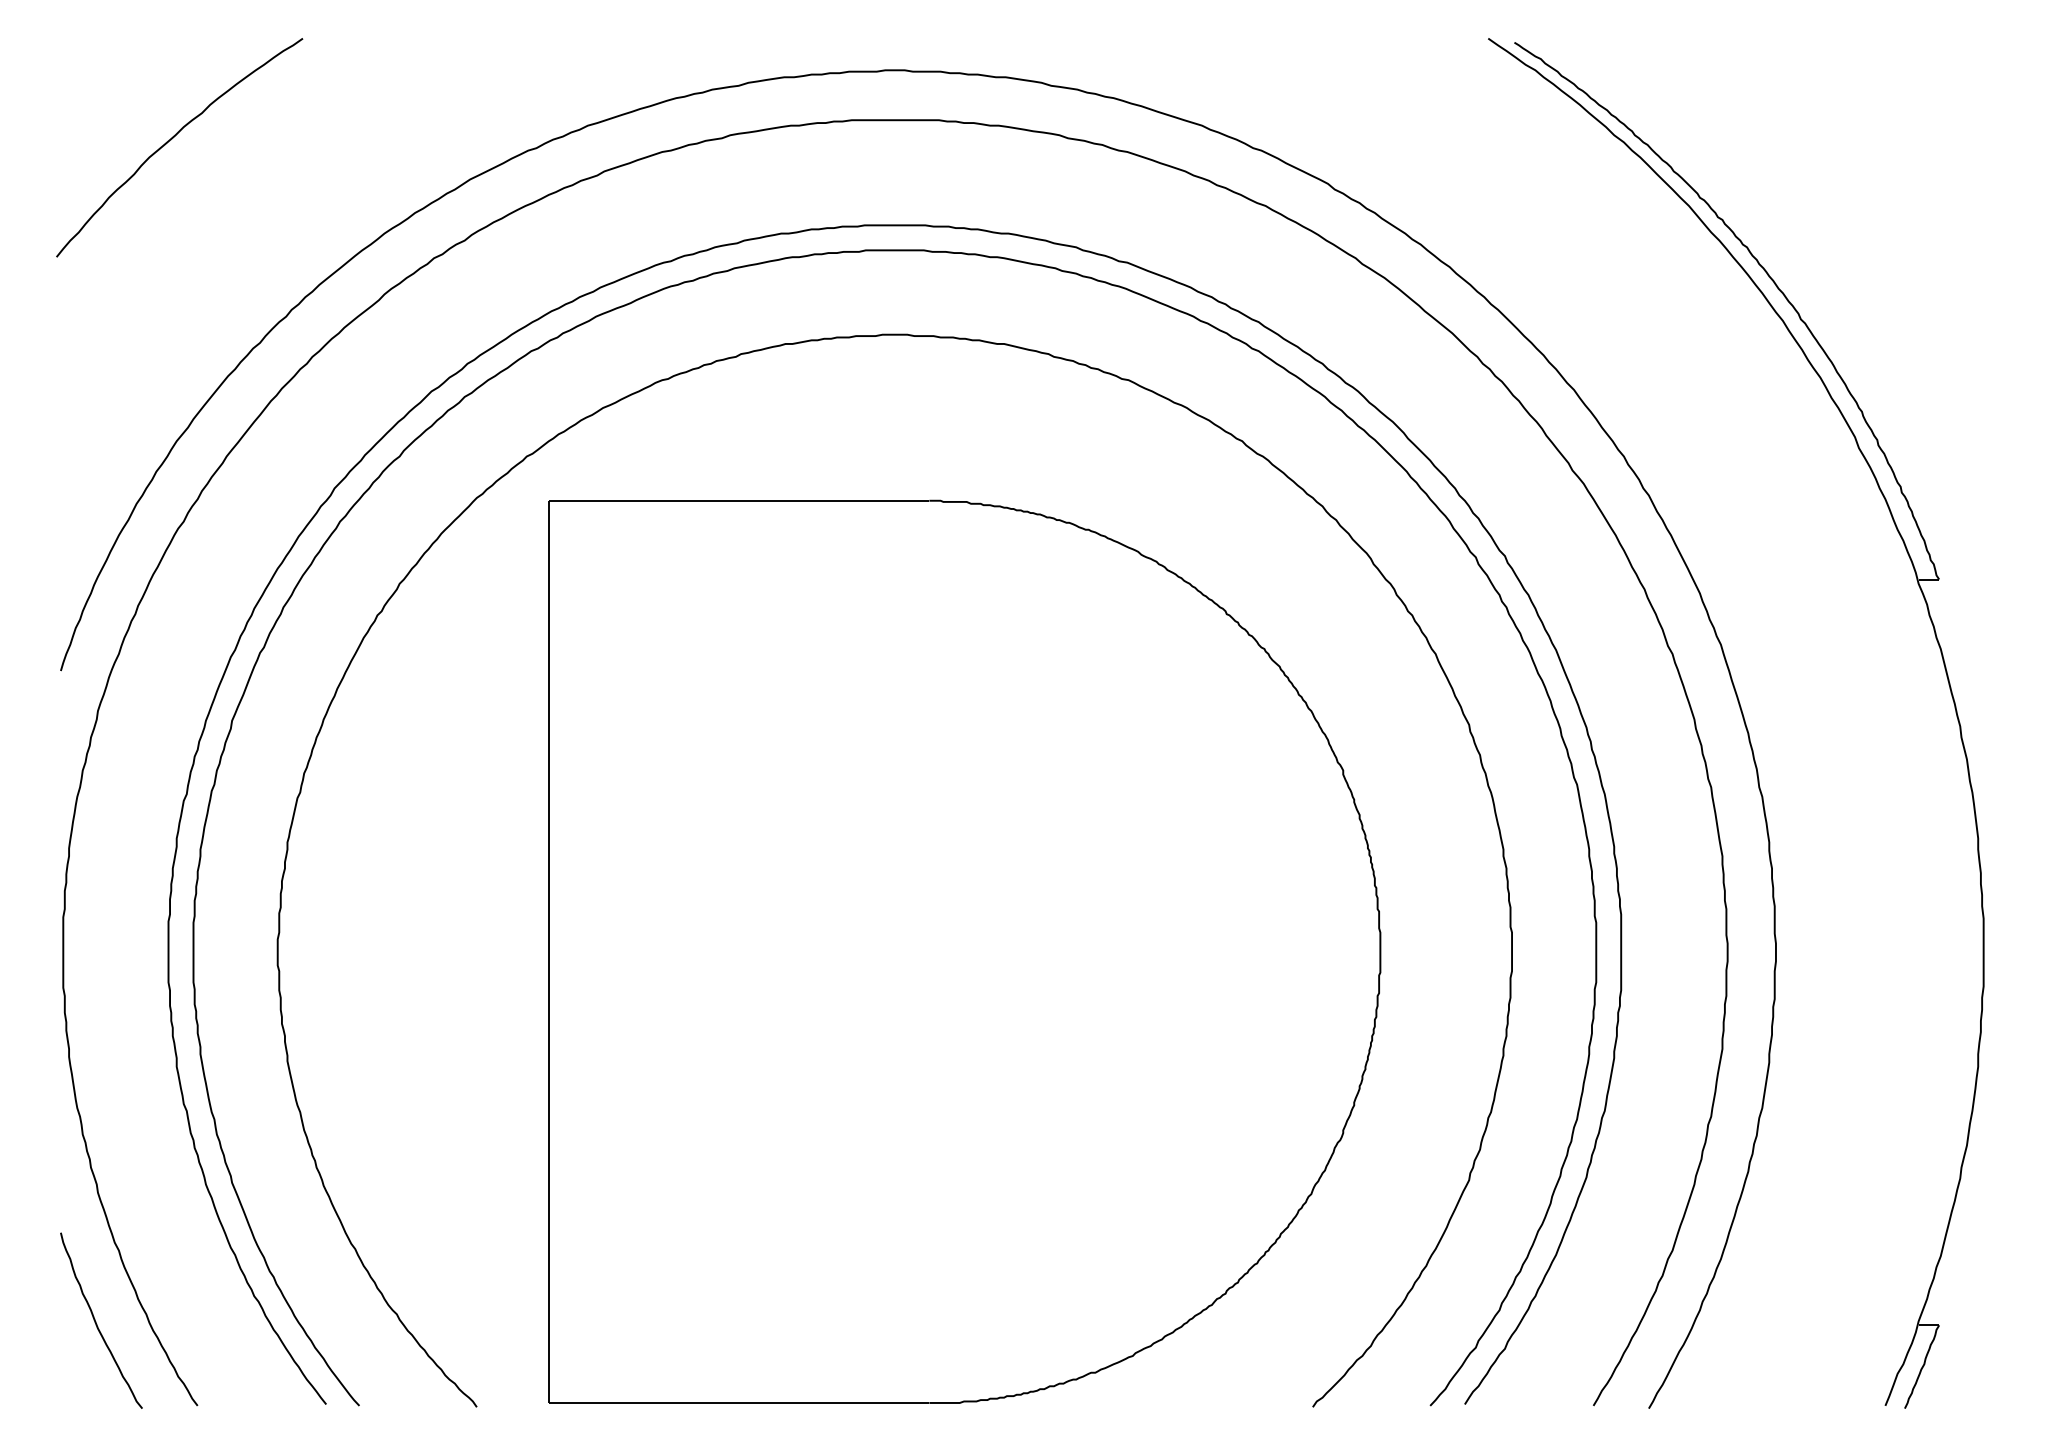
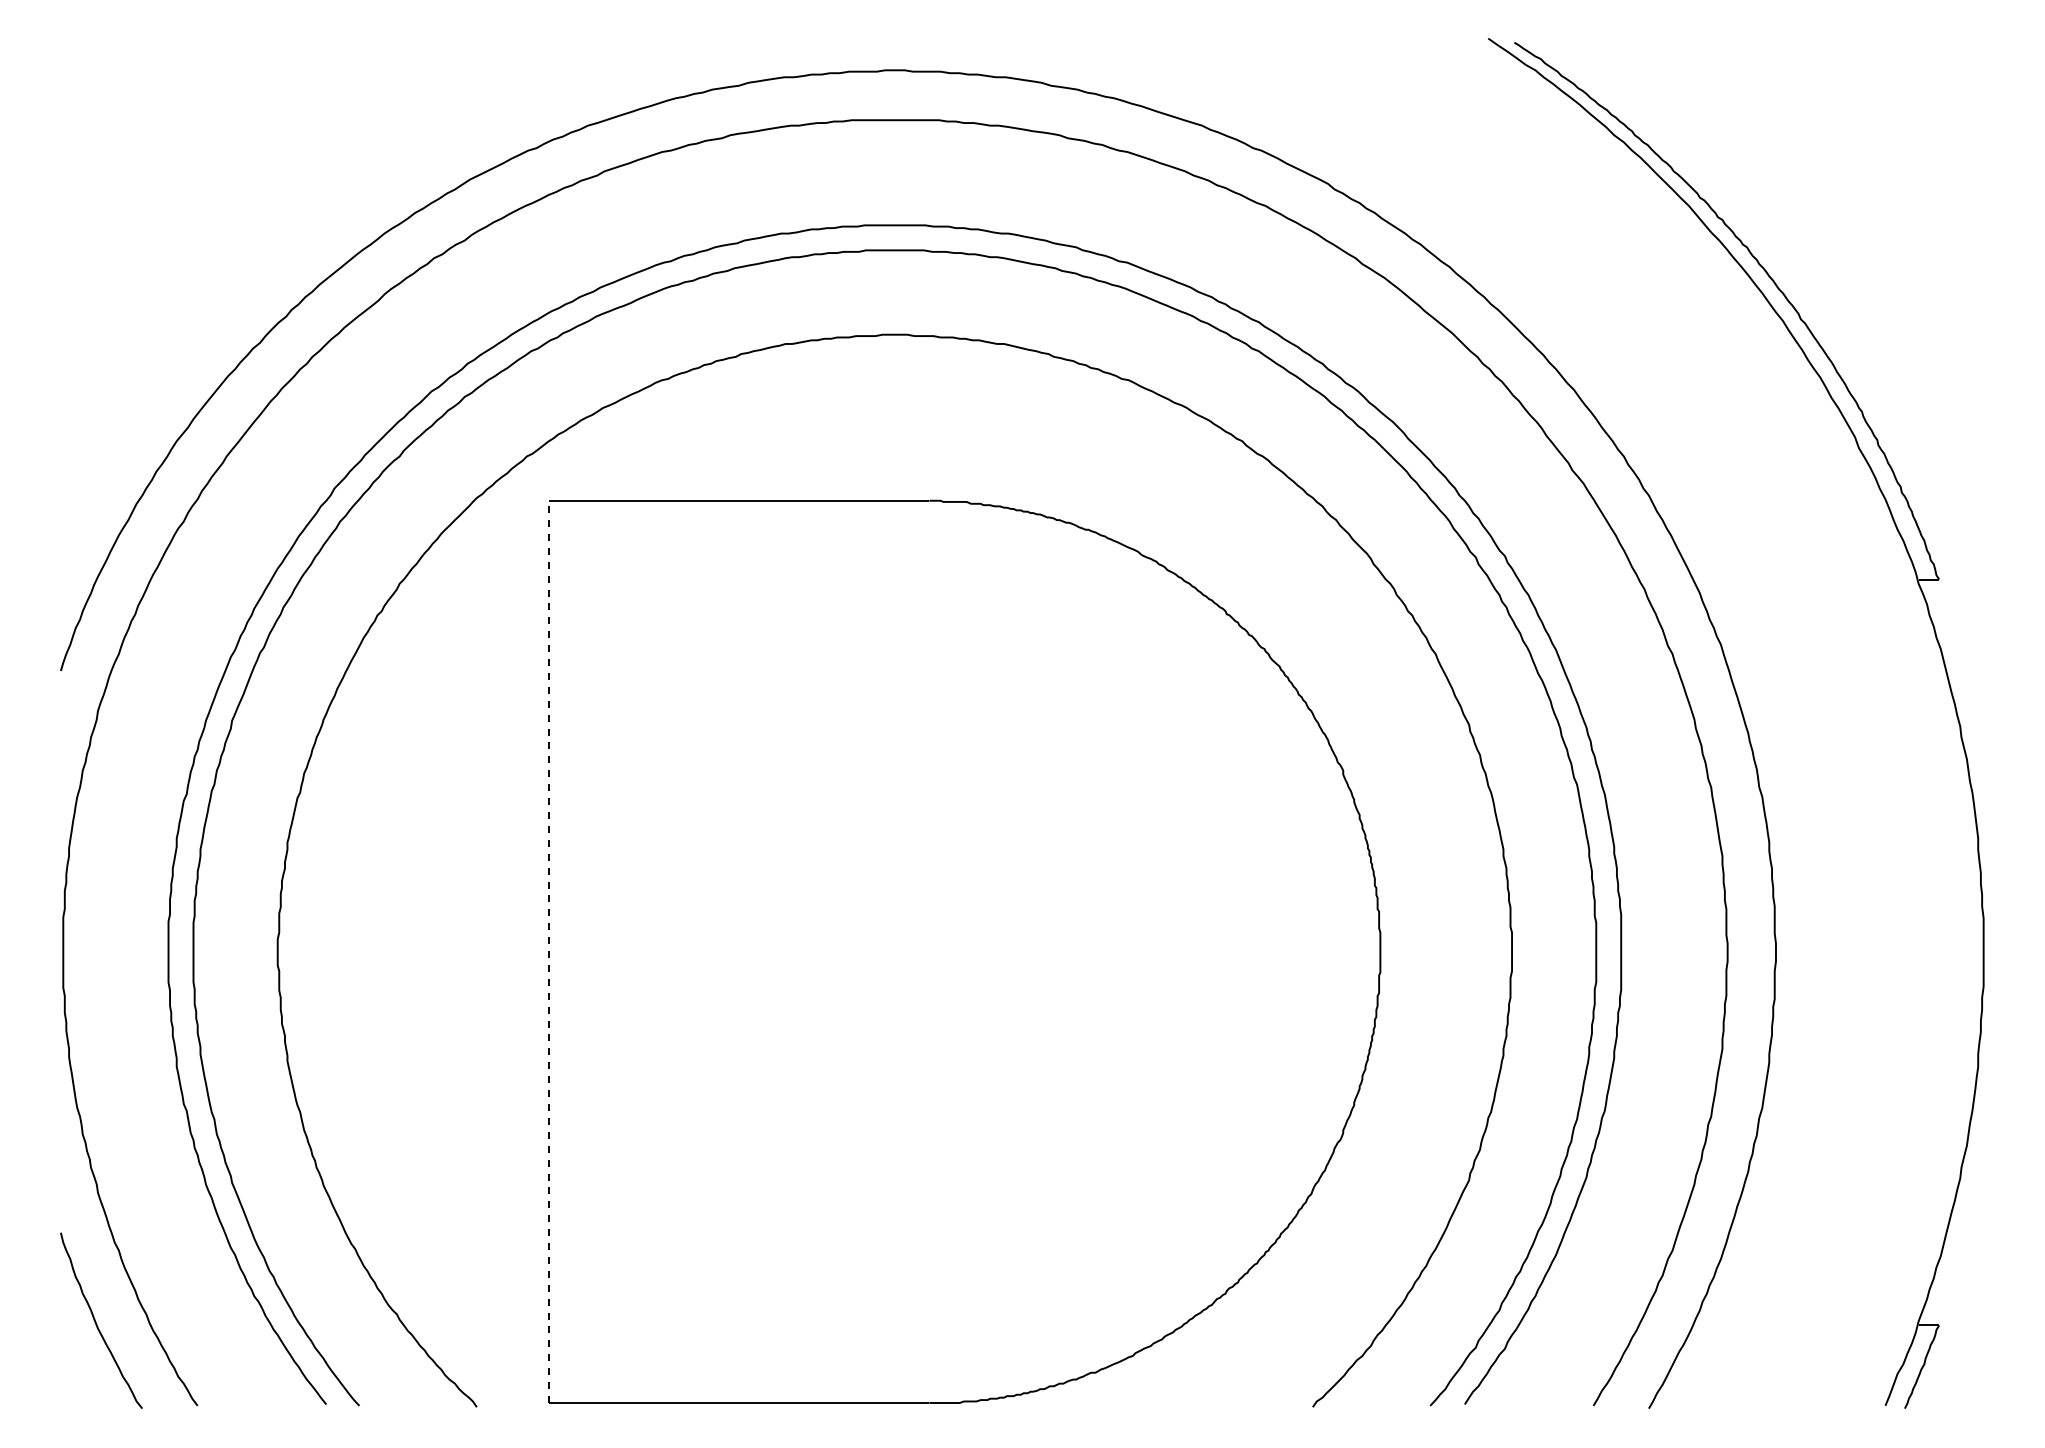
curve: present -> none (172, 139)
line: solid -> dashed (548, 951)
